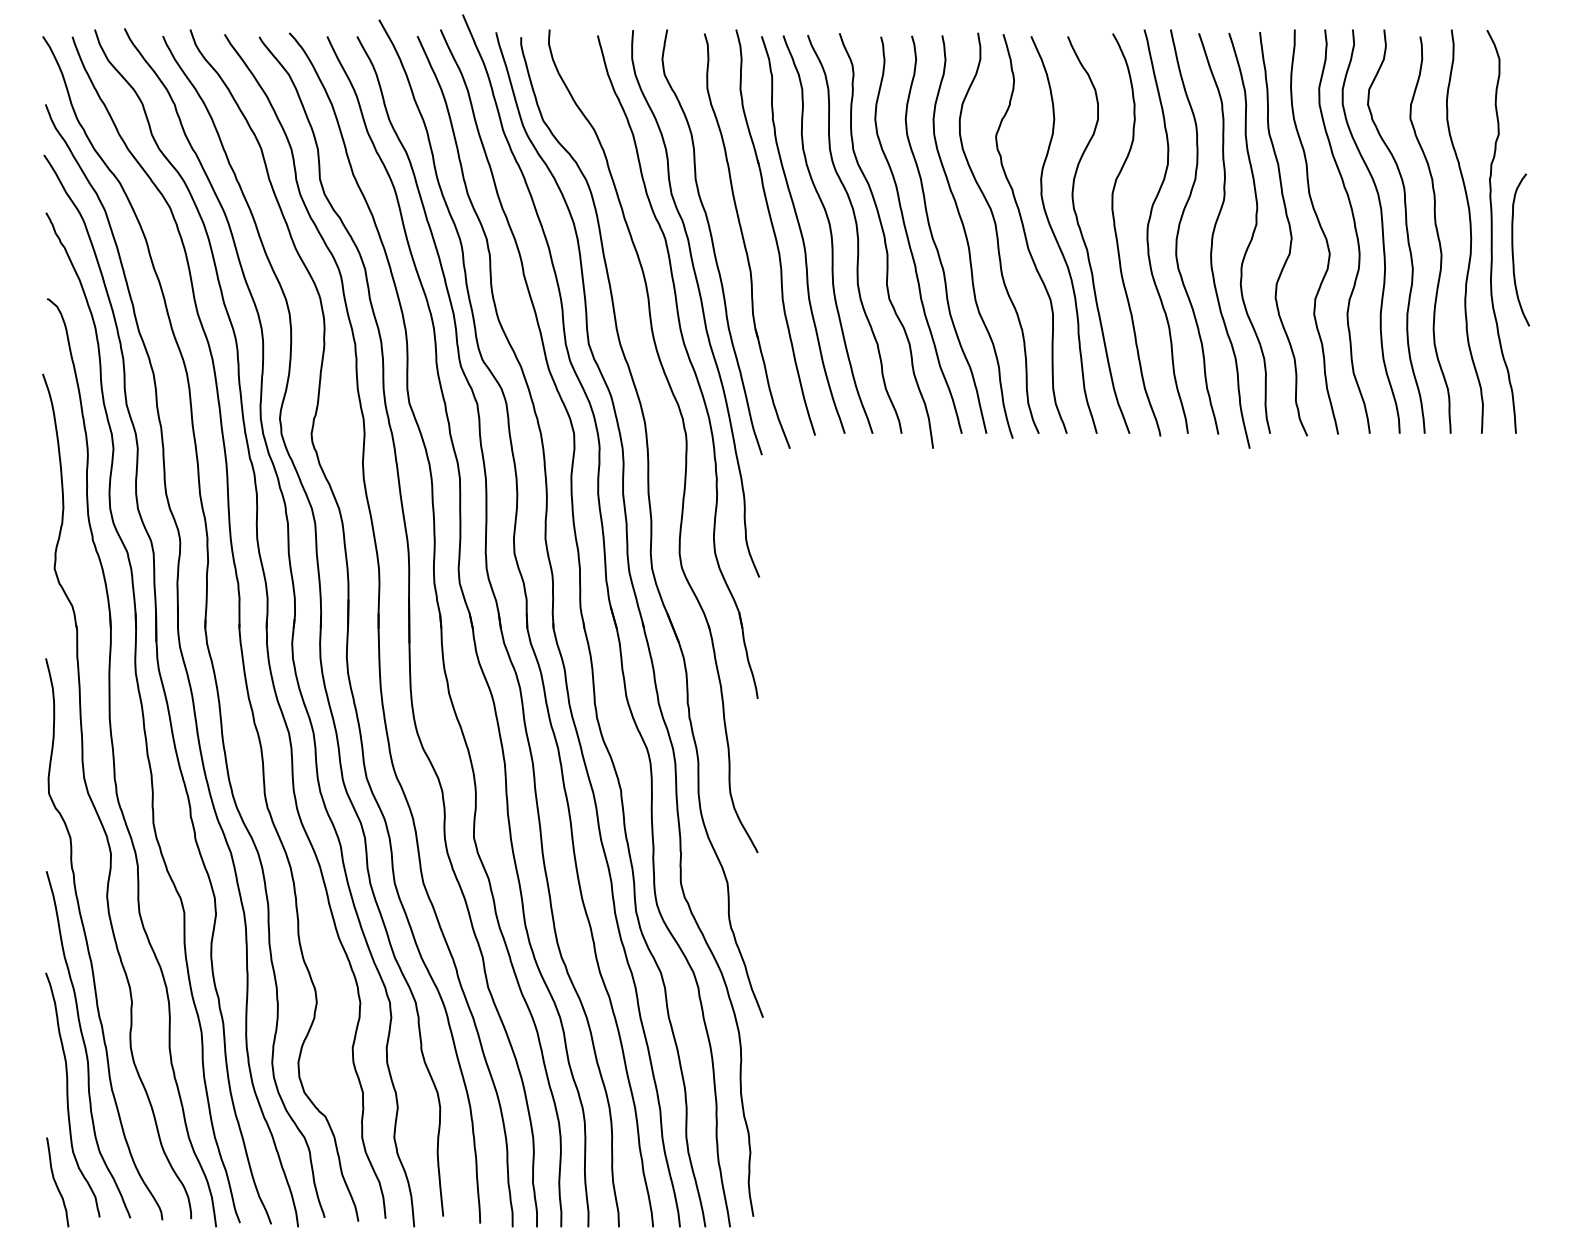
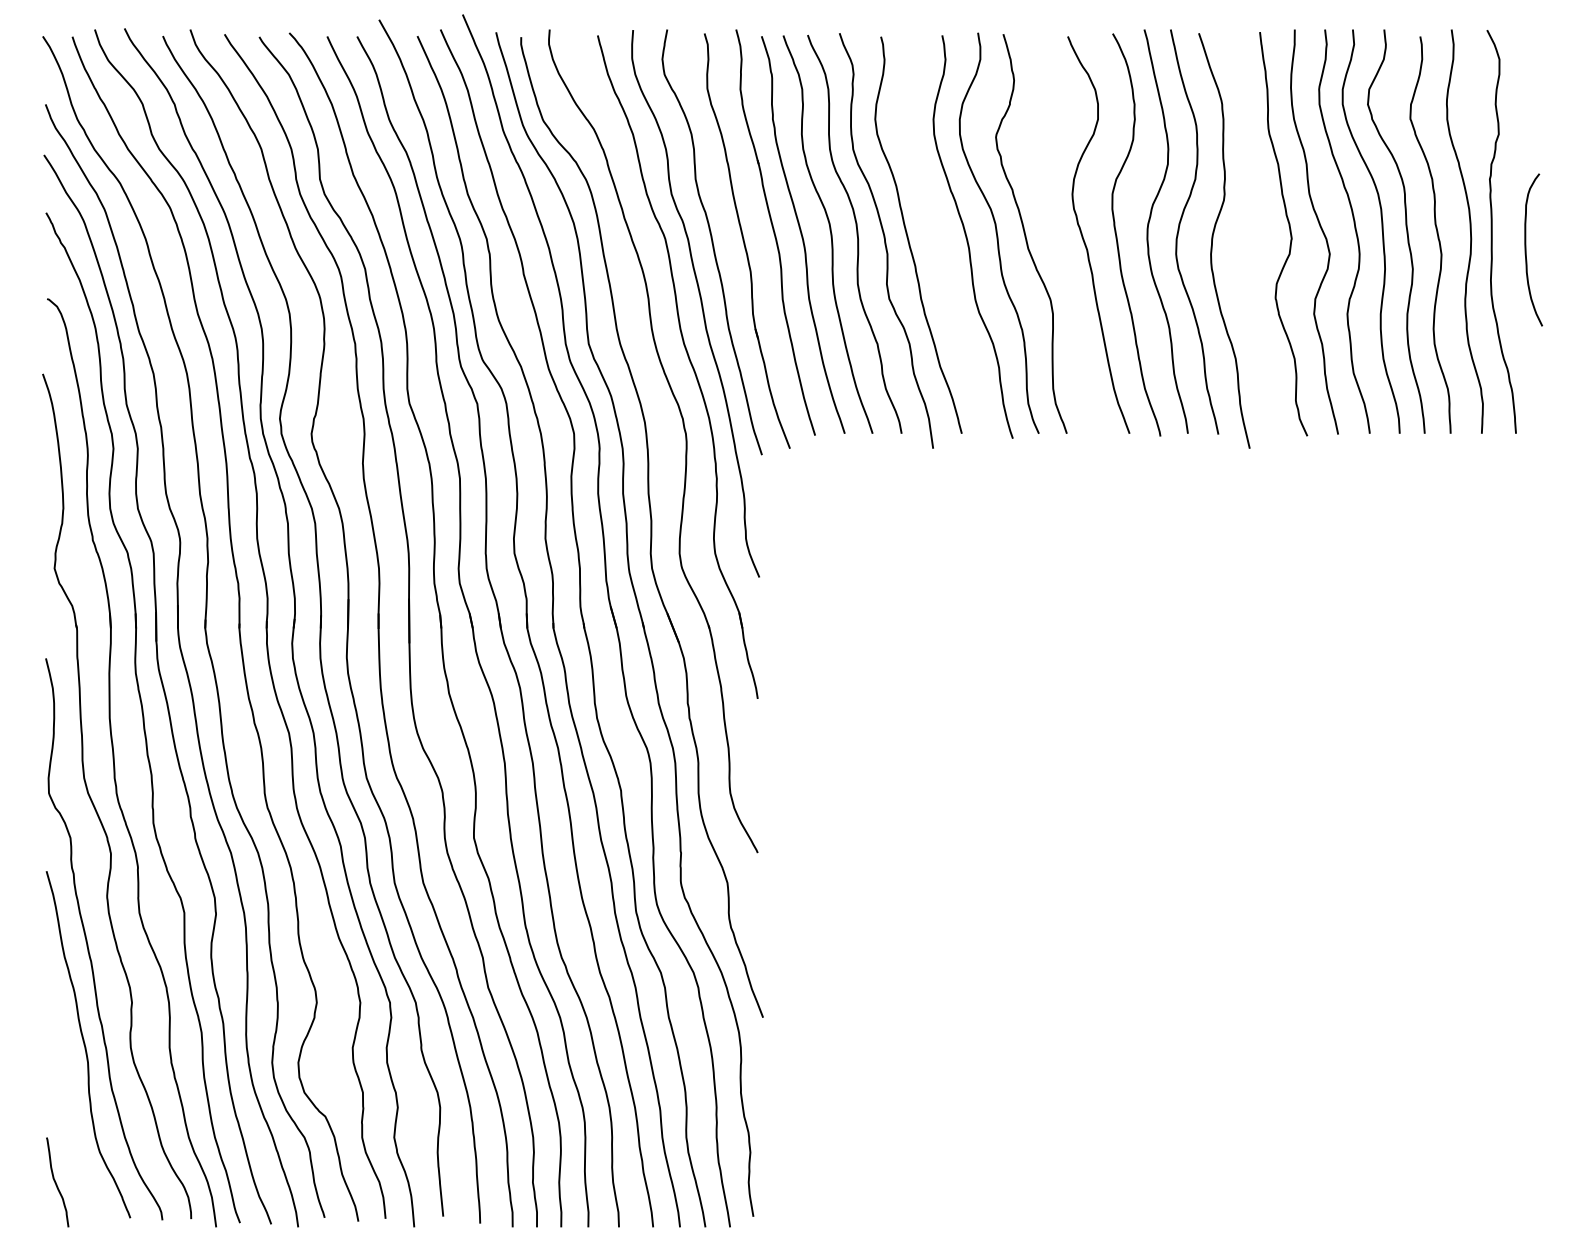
curve: present -> none (1251, 235)
curve: present -> none (1056, 237)
curve: present -> none (934, 239)
curve position: (1513, 249) -> (1526, 249) (1526, 249)
curve: present -> none (68, 1094)
